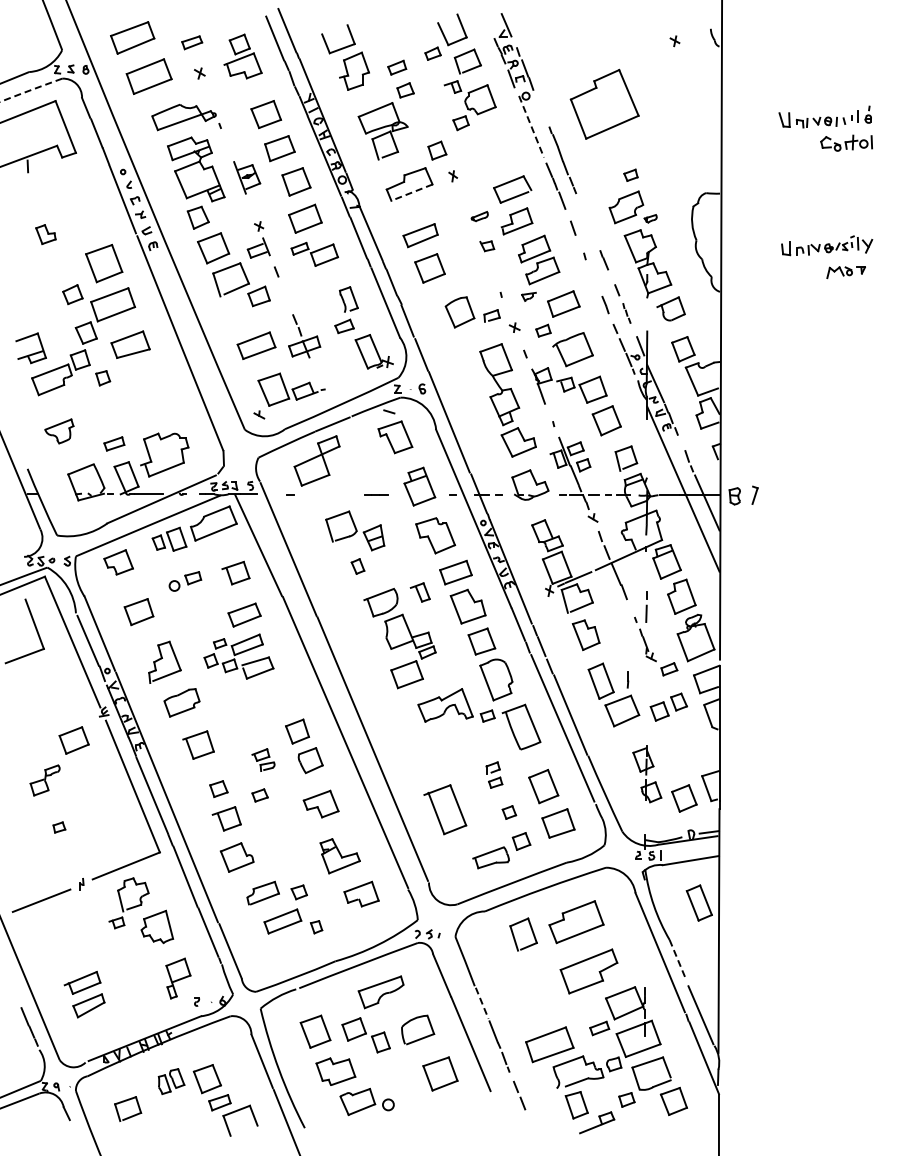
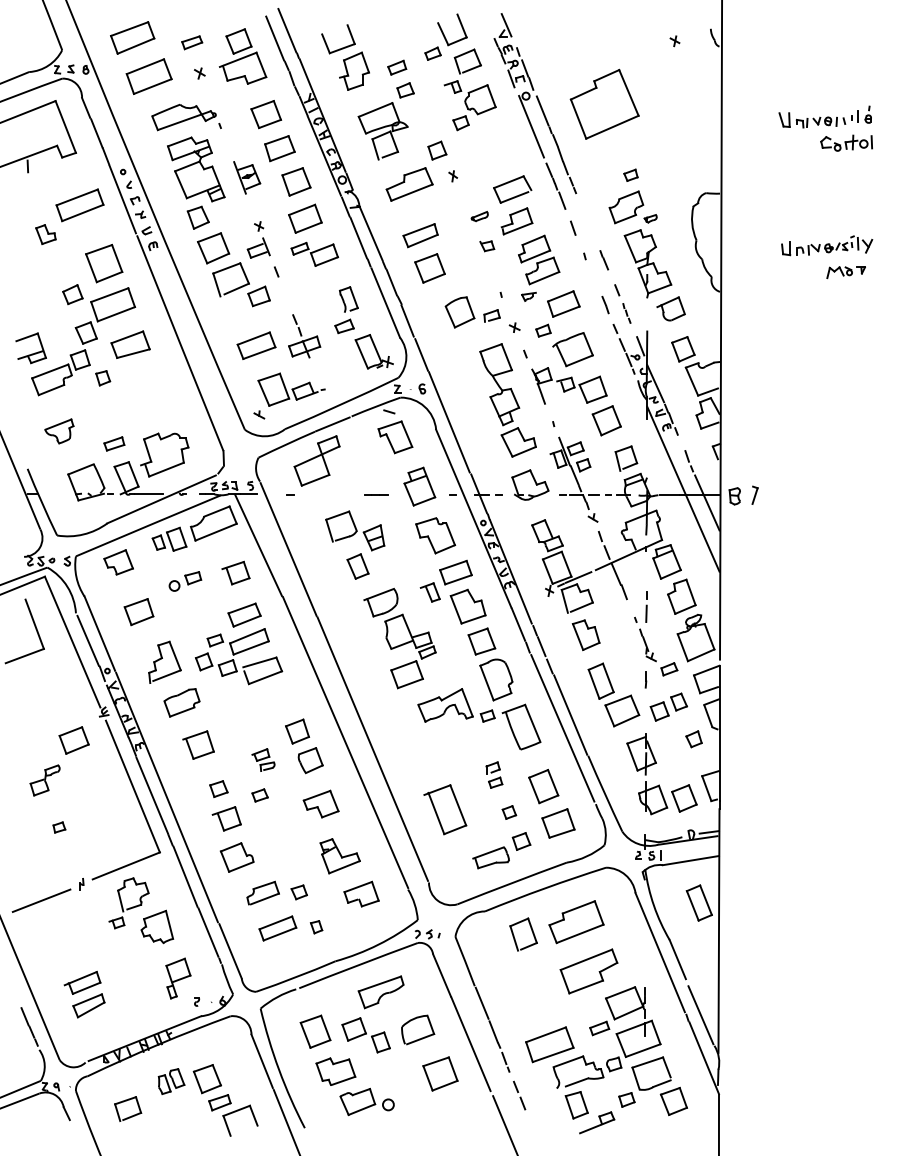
part size: 40x47 px -> 50x57 px (242, 56)
arc: dashed -> solid (30, 90)
line: none -> present (542, 110)
line: dashed -> solid (531, 127)
line: dashed -> solid (411, 192)
part: none -> present (79, 205)
part size: 16x17 px -> 24x27 px (357, 566)
part position: (419, 592) -> (429, 592) (429, 592)
part size: 72x47 px -> 90x58 px (238, 656)
part position: (627, 679) -> (645, 679) (645, 679)
part: none -> present (693, 739)
part size: 31x59 px -> 43x83 px (647, 774)
part position: (282, 921) -> (277, 928) (277, 928)
line: dashed -> solid (677, 960)
line: dashed -> solid (482, 1003)
line: none -> present (504, 1124)
